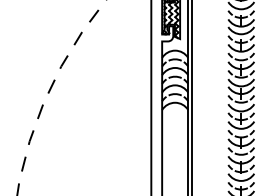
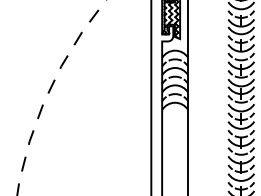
line: present -> none (192, 97)
